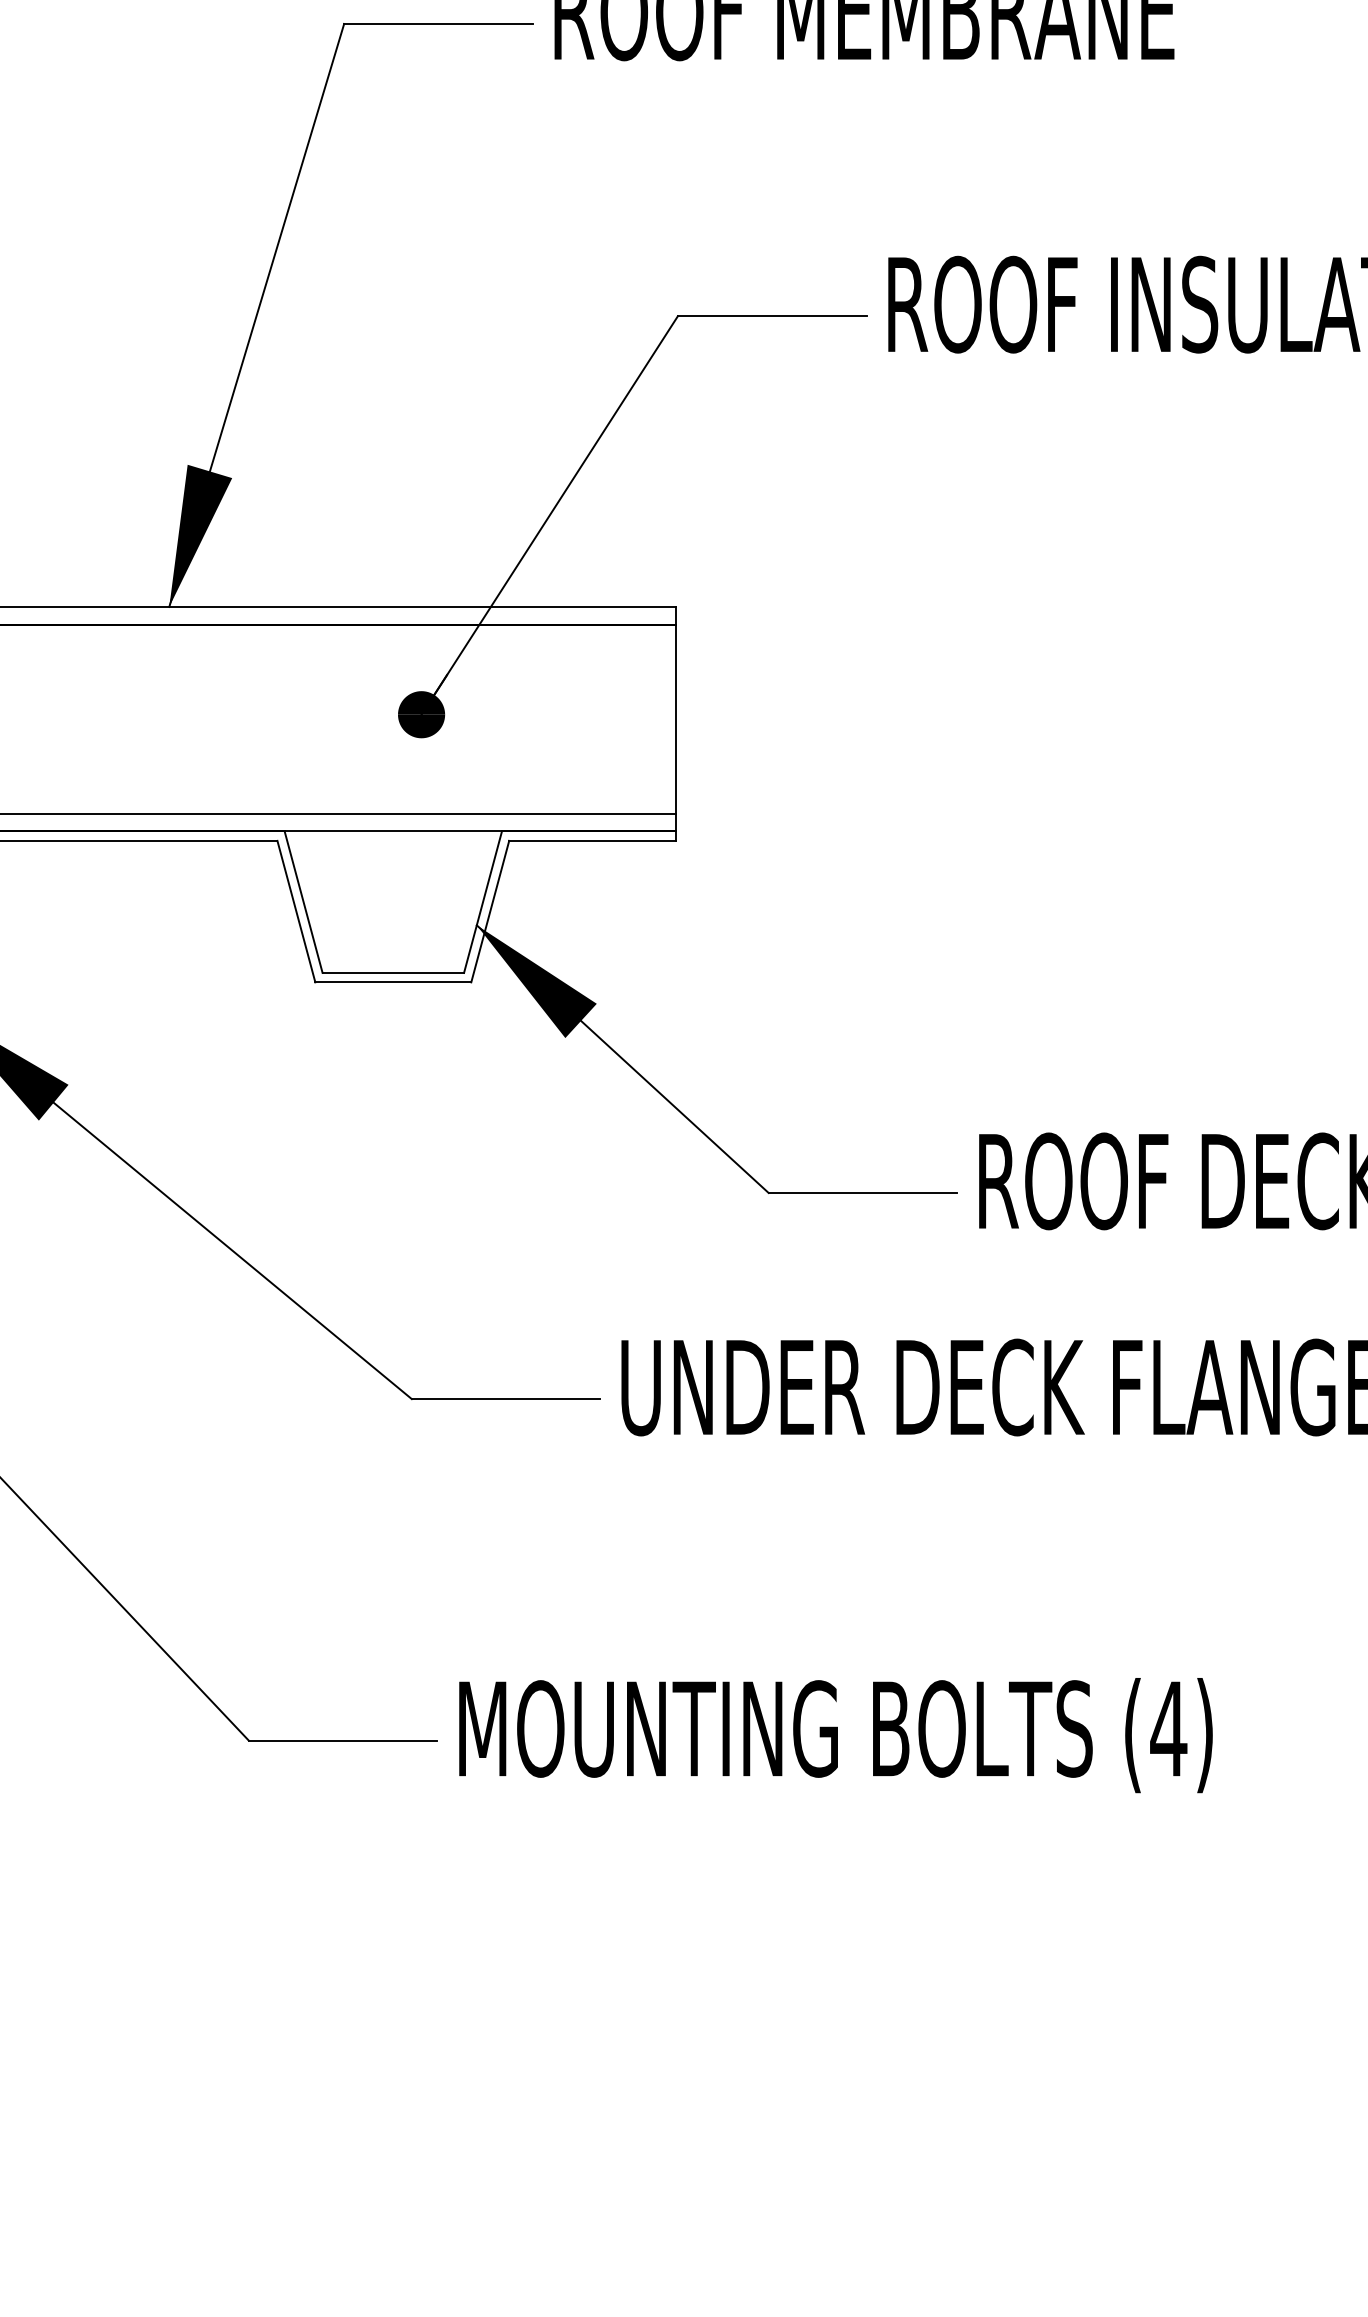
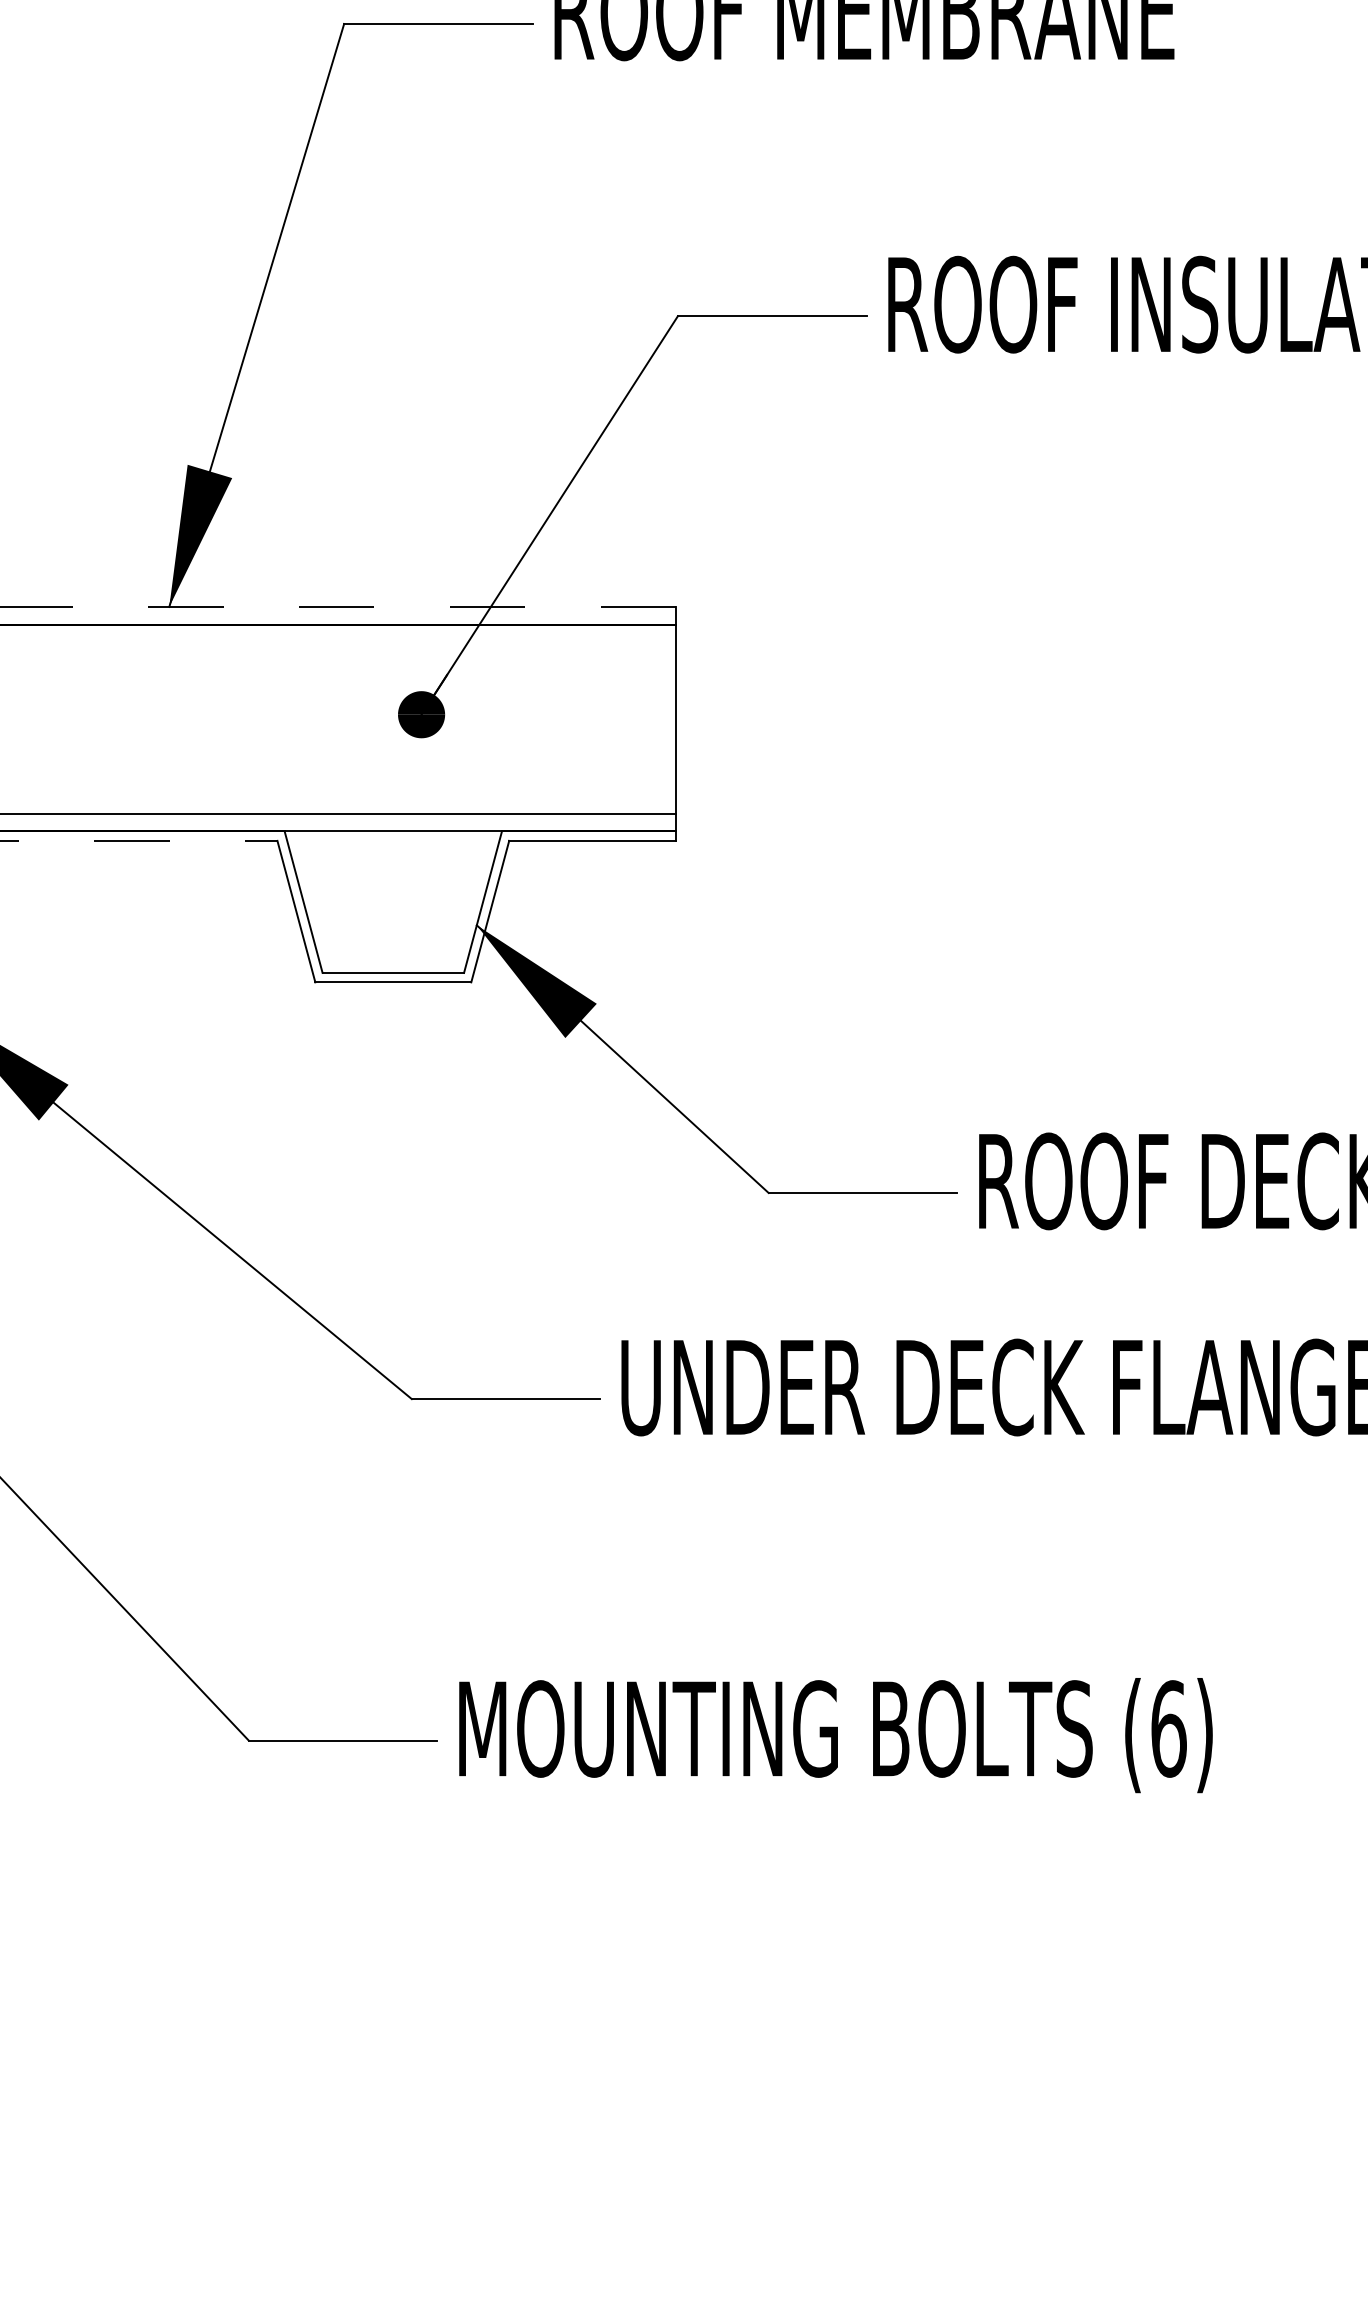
line: solid -> dashed (338, 606)
line: solid -> dashed (138, 840)
text: (4) -> (6) (1168, 1728)
